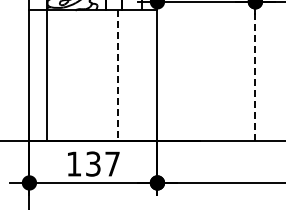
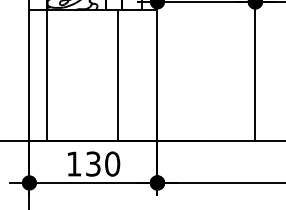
line: dashed -> solid (255, 69)
line: dashed -> solid (117, 75)
text: 137 -> 130 (112, 163)
